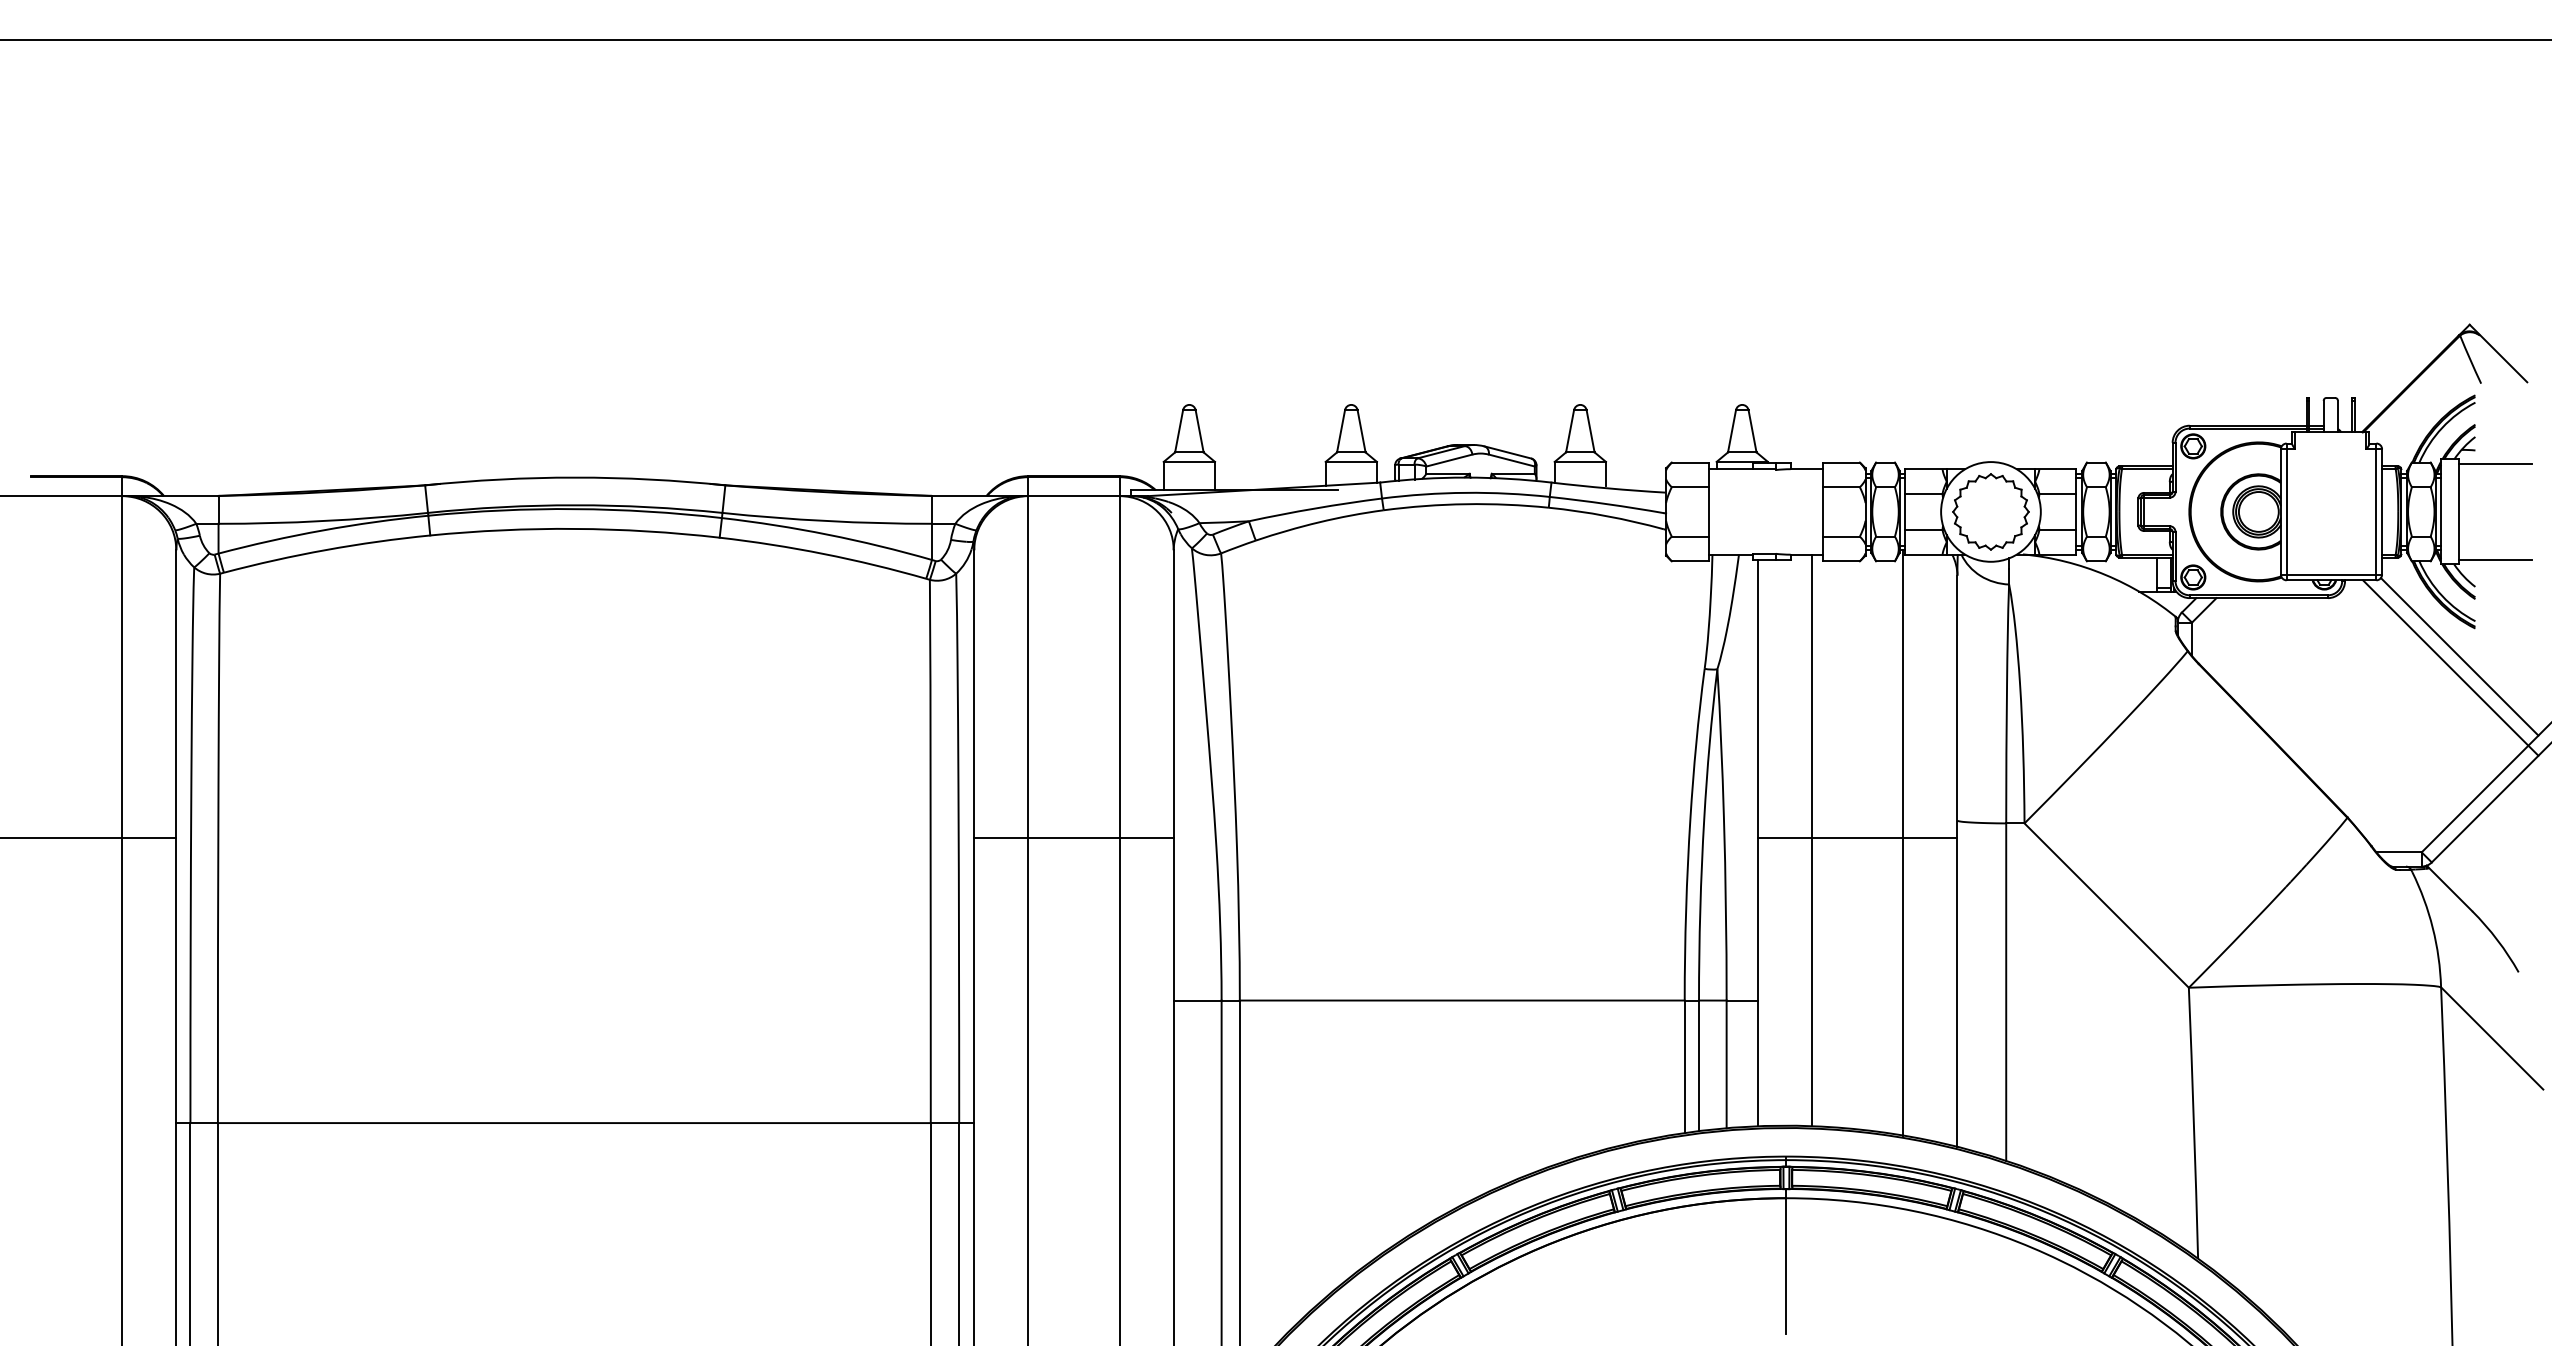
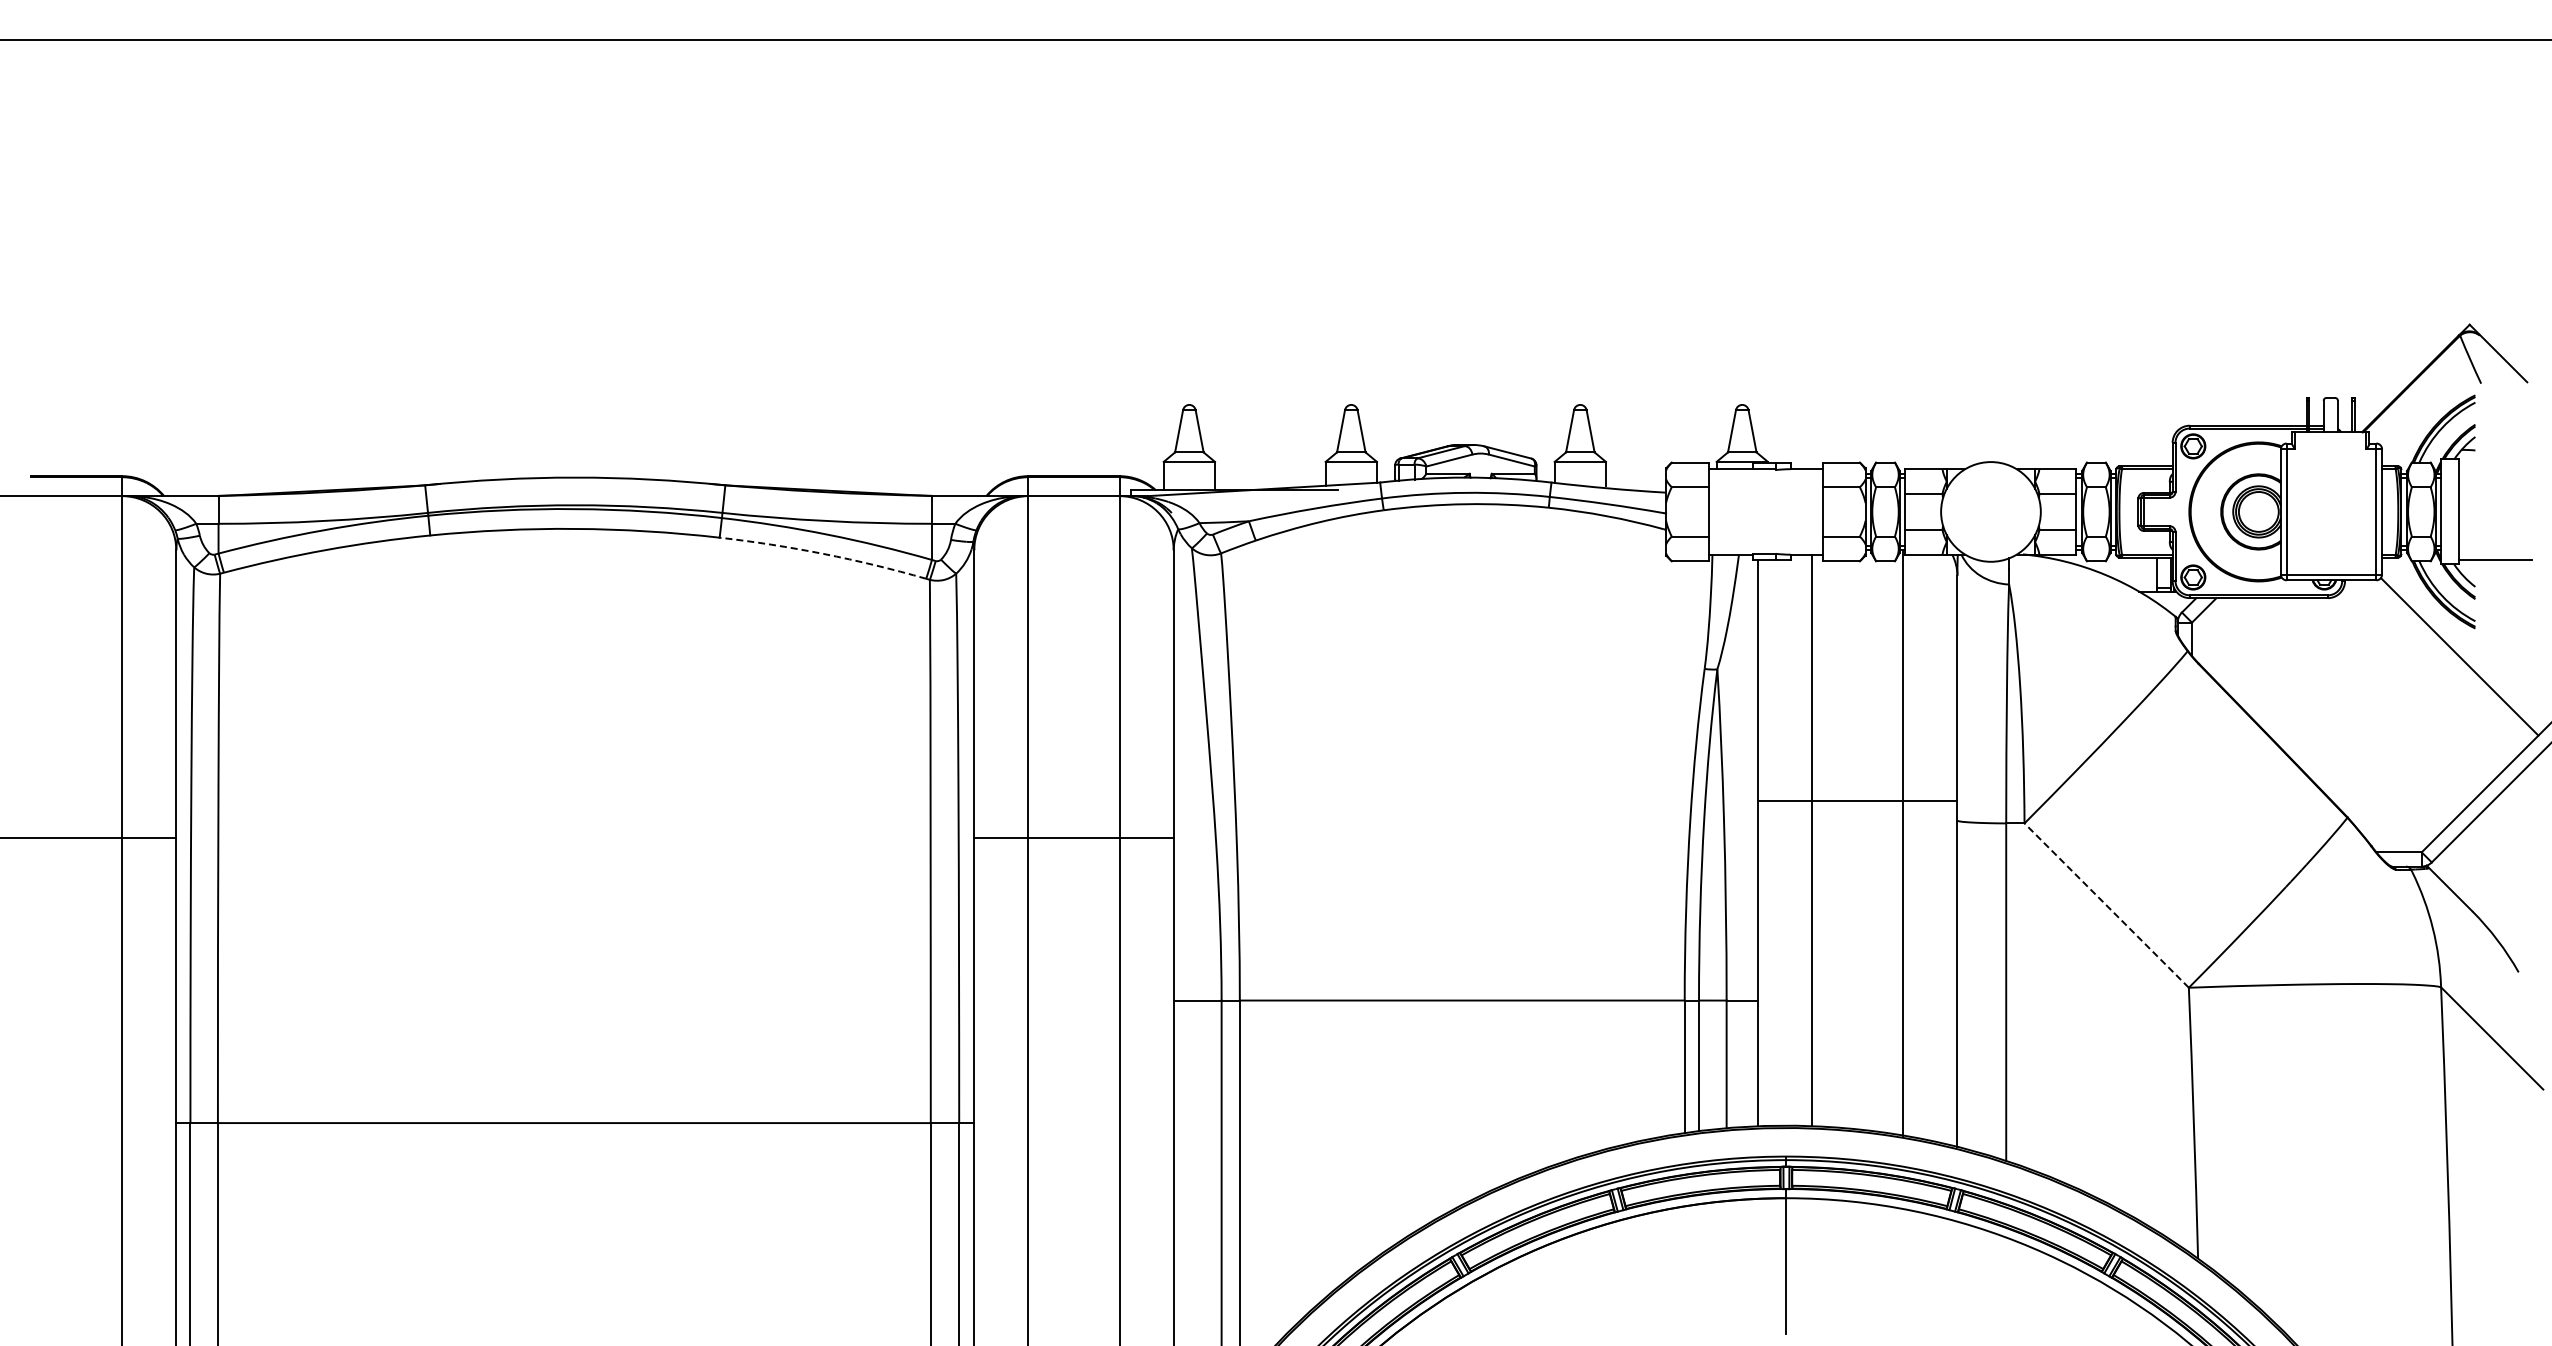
line: present -> none (2495, 464)
part: present -> none (1990, 511)
arc: solid -> dashed (823, 553)
line: present -> none (2450, 667)
line position: (1857, 838) -> (1857, 801) (1857, 801)
line: solid -> dashed (2106, 905)
